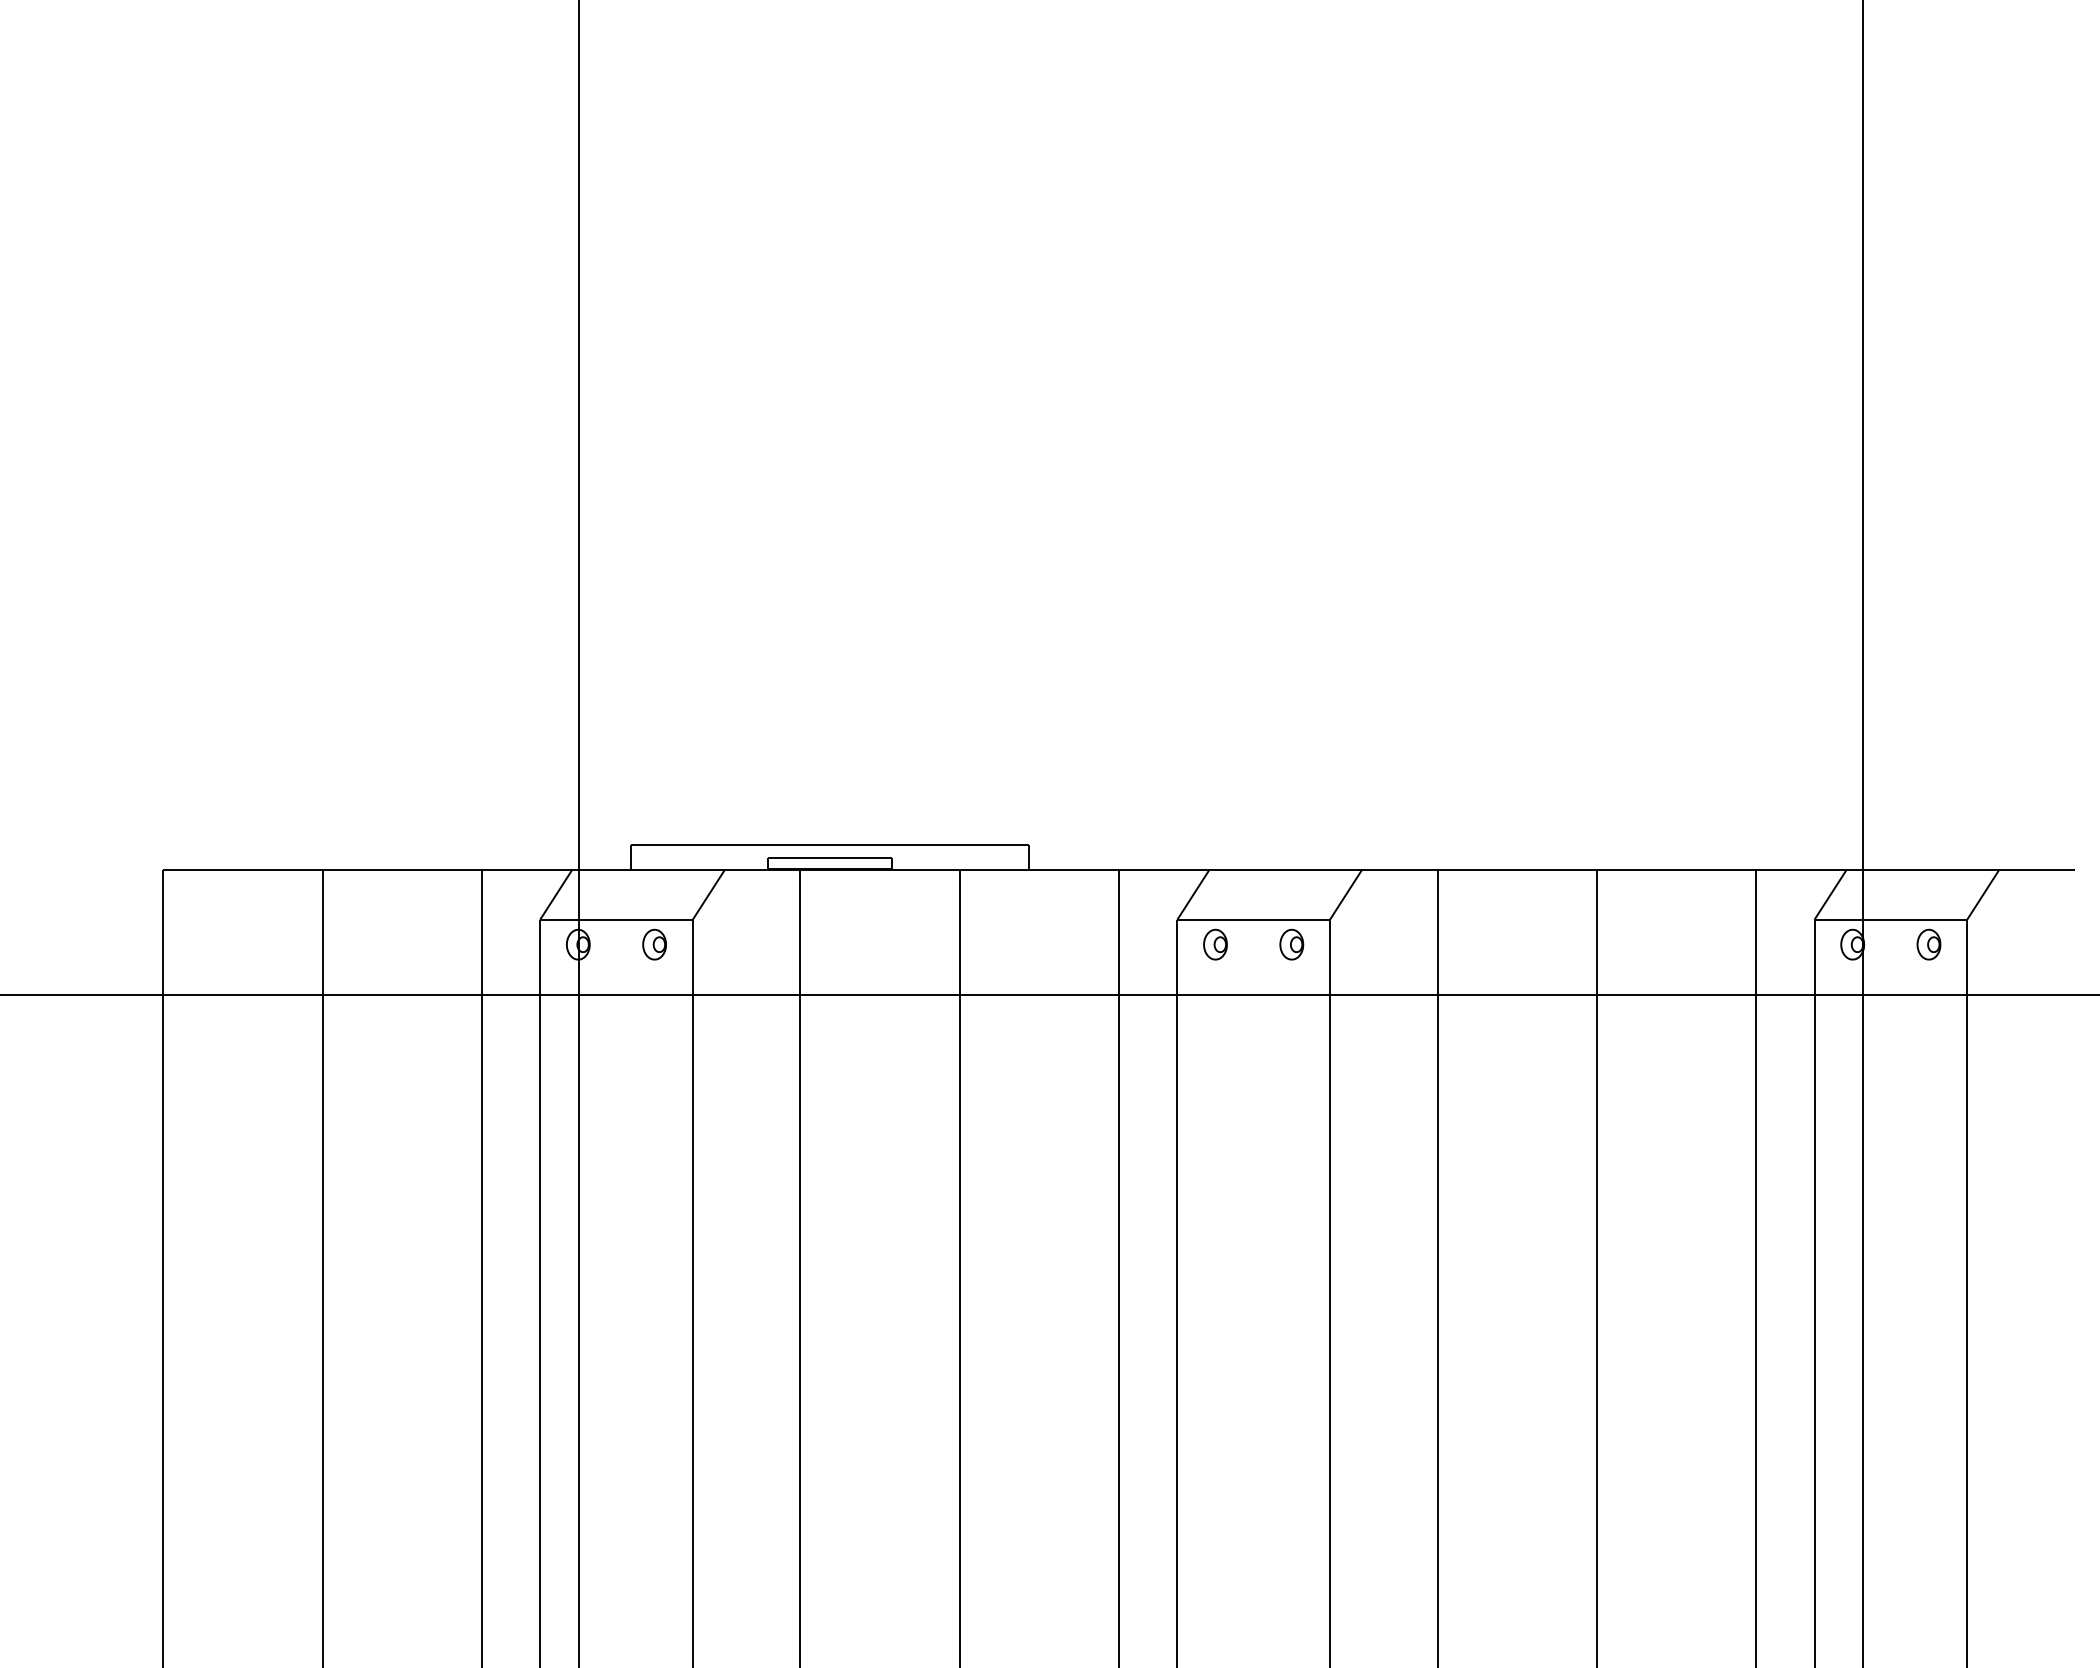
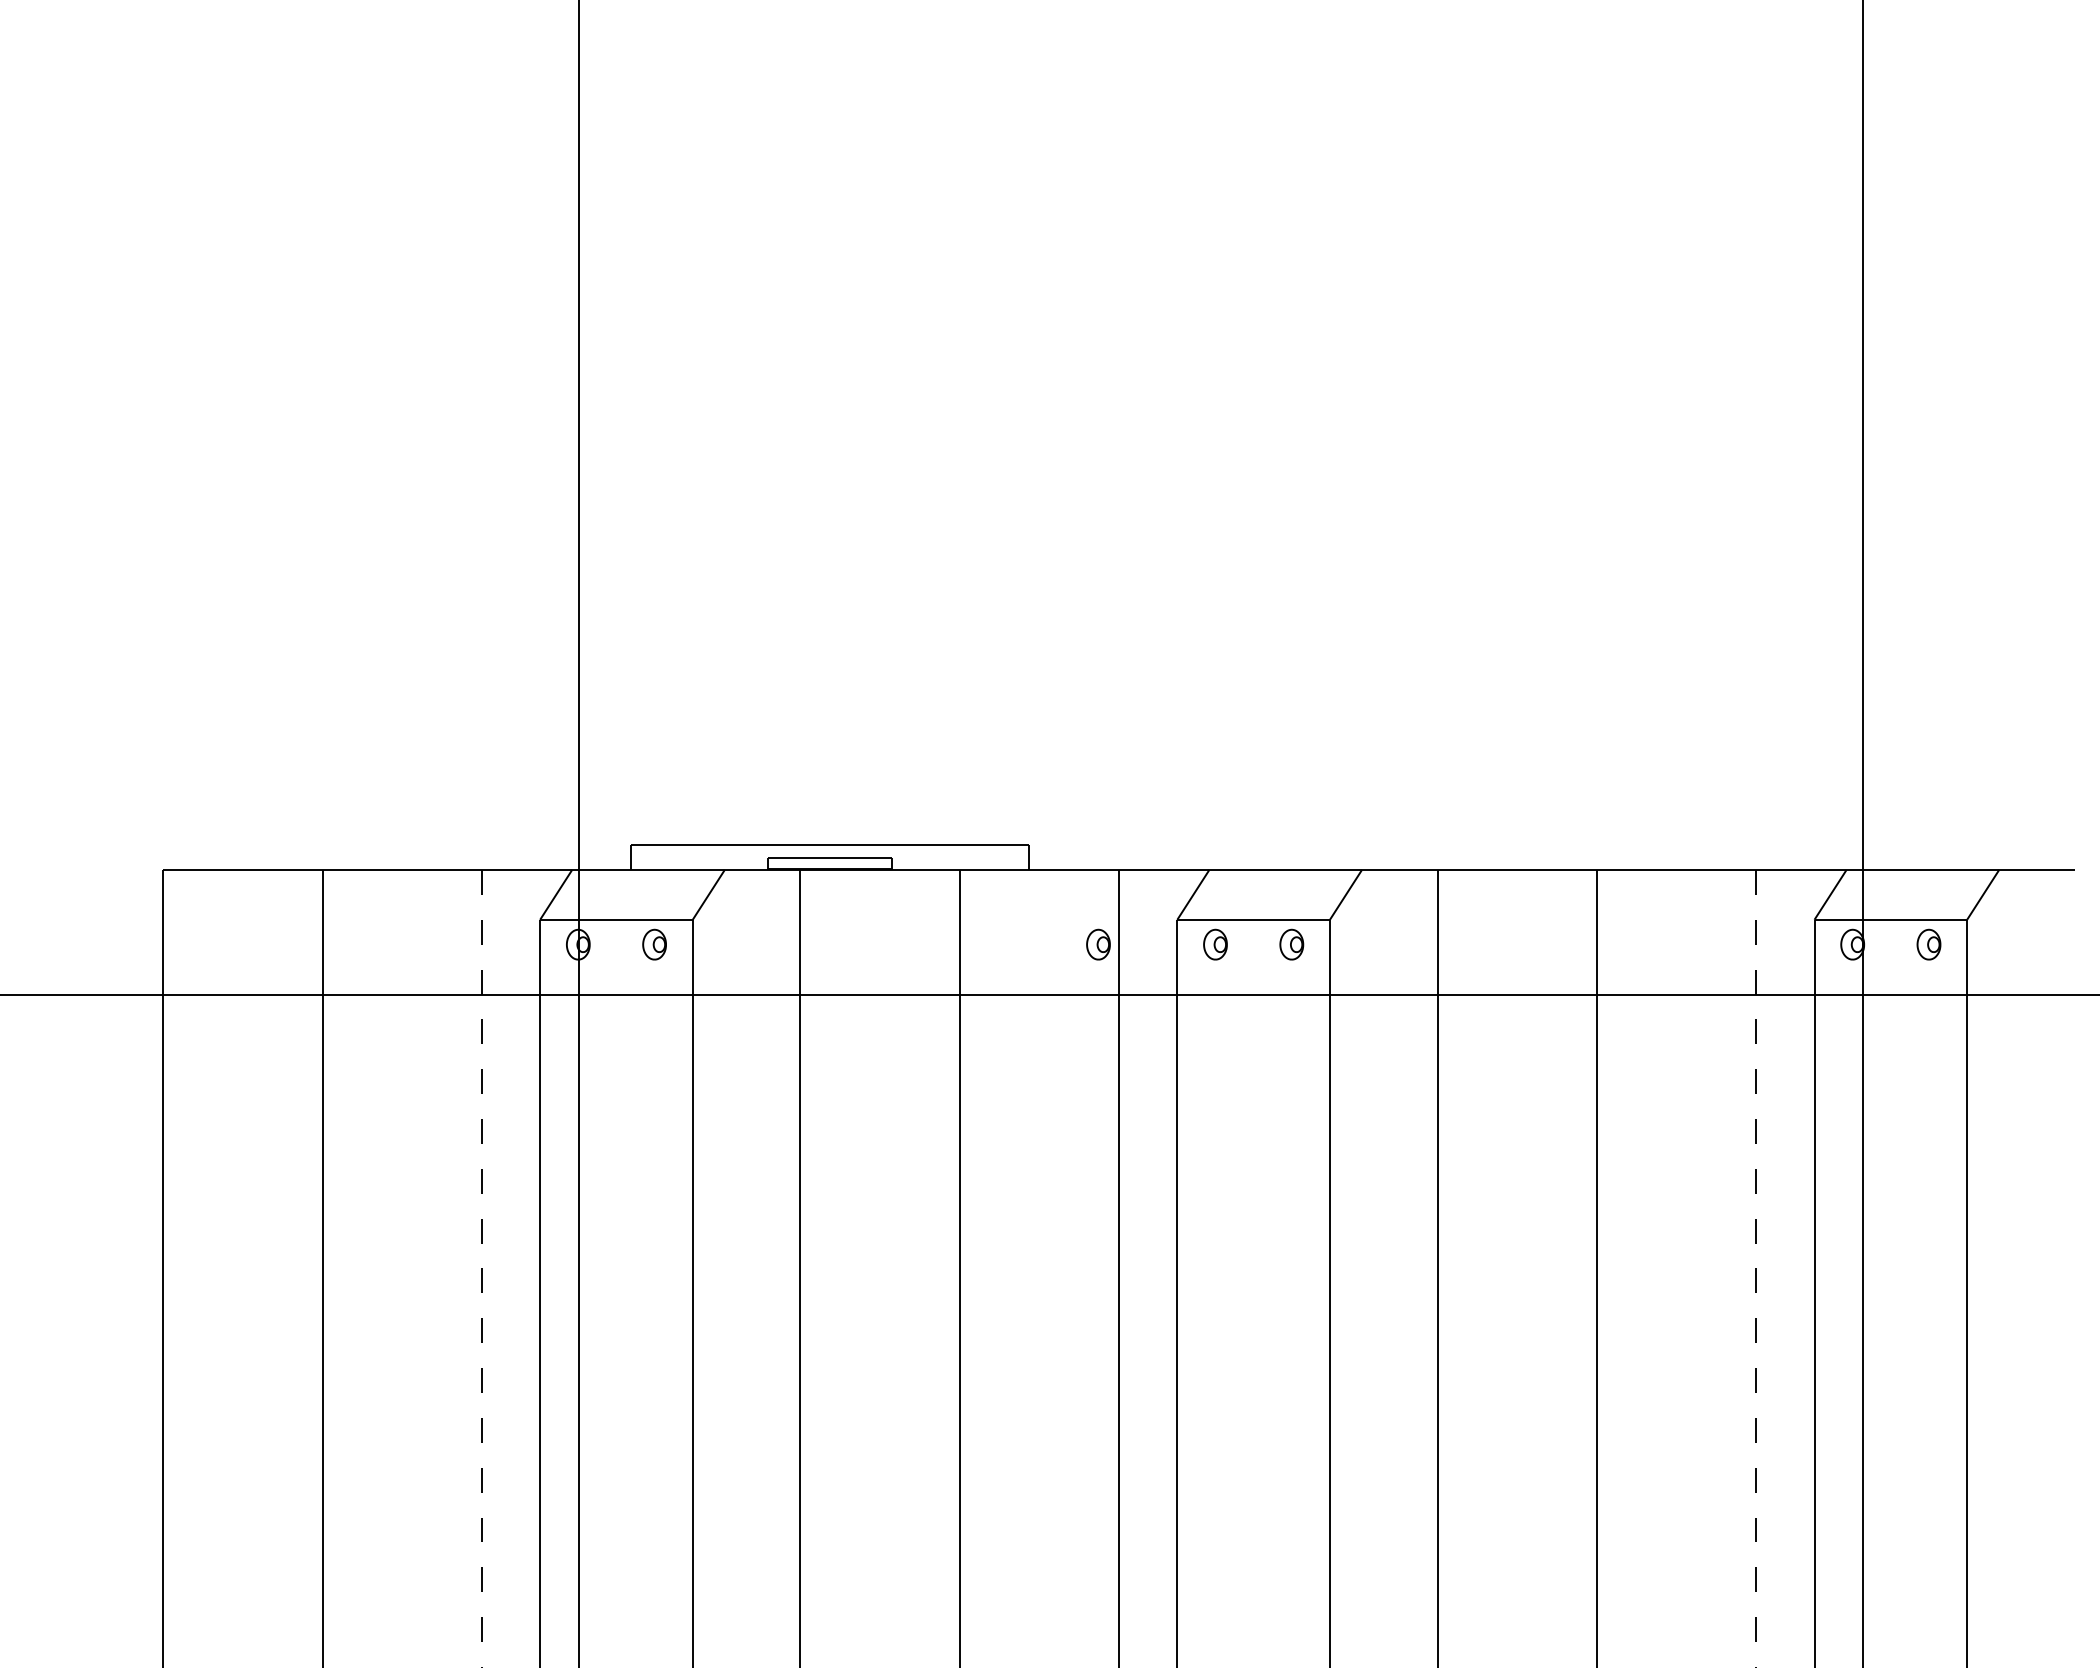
part: none -> present (1098, 944)
line: solid -> dashed (481, 1268)
line: solid -> dashed (1756, 1268)
